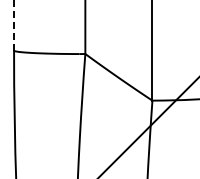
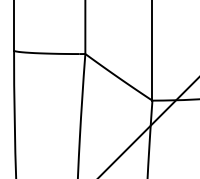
line: dashed -> solid (14, 25)
